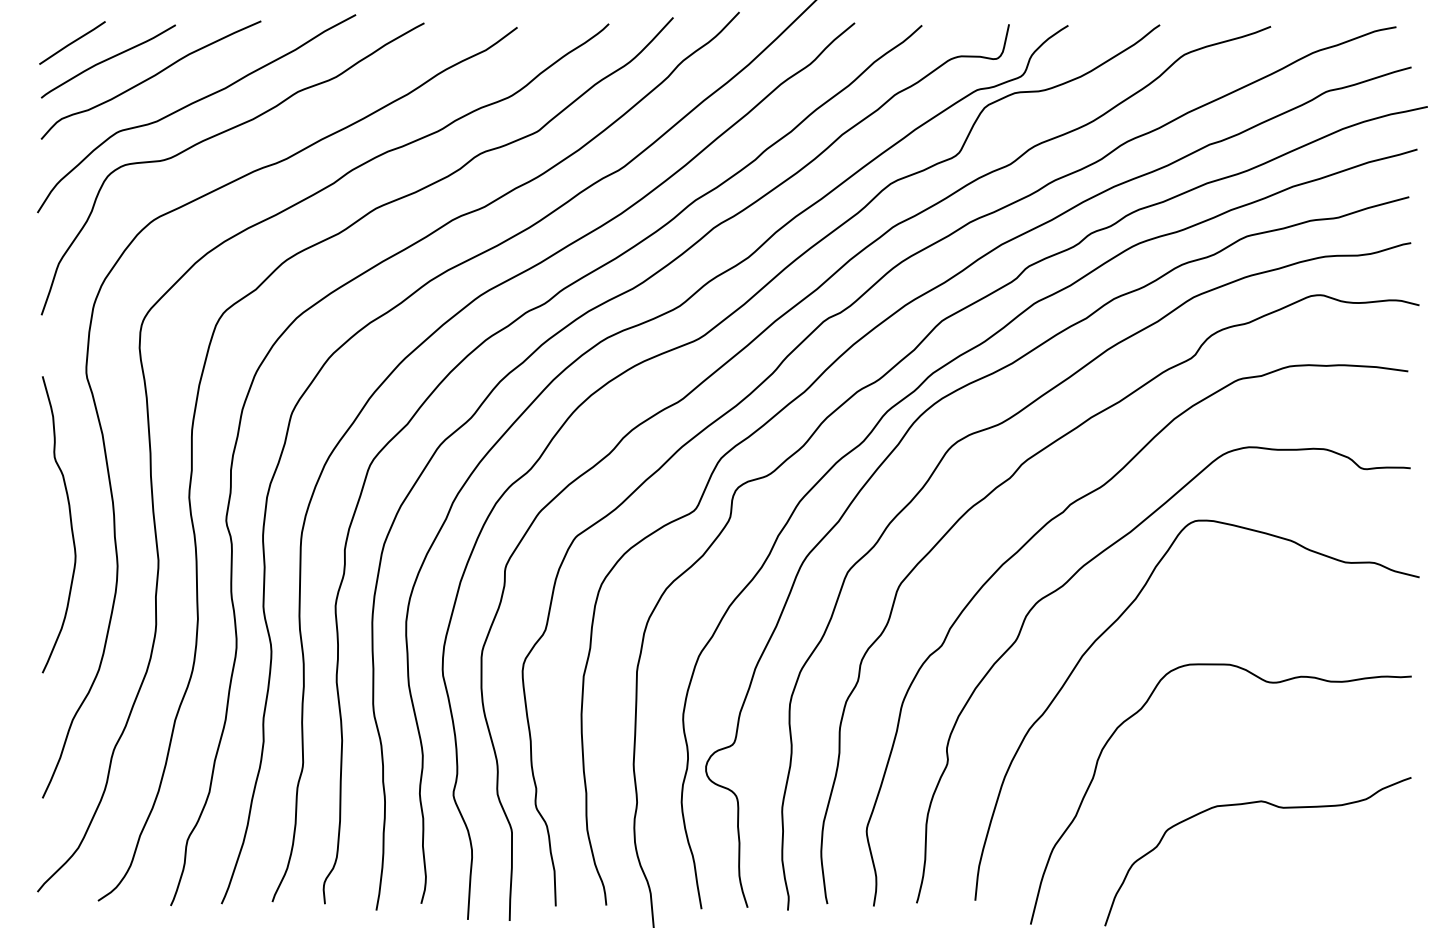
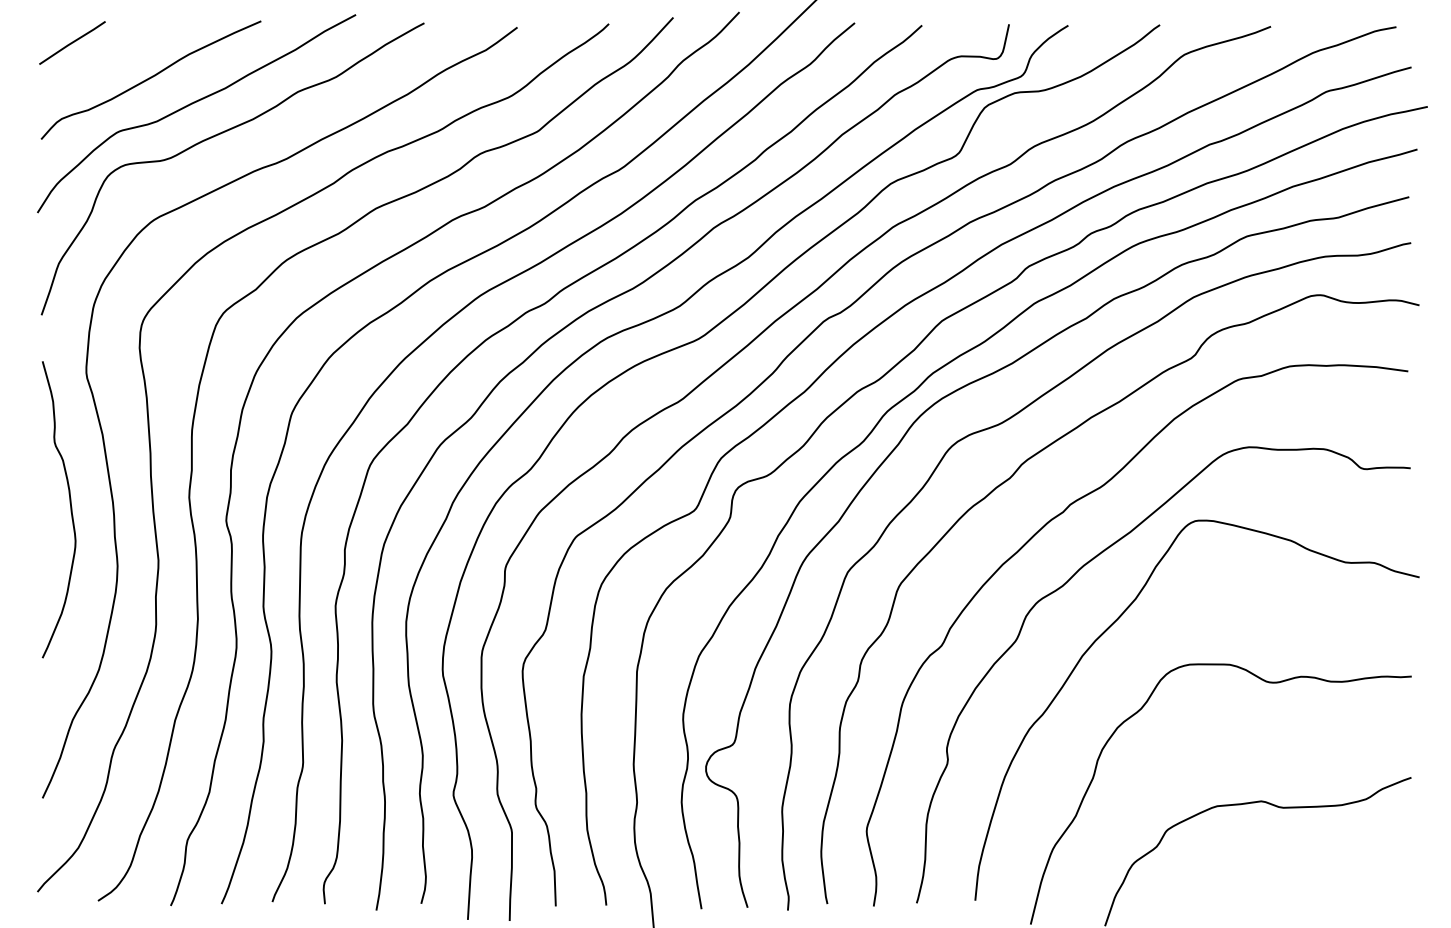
curve: present -> none (107, 60)
curve position: (70, 524) -> (70, 509) (70, 509)
